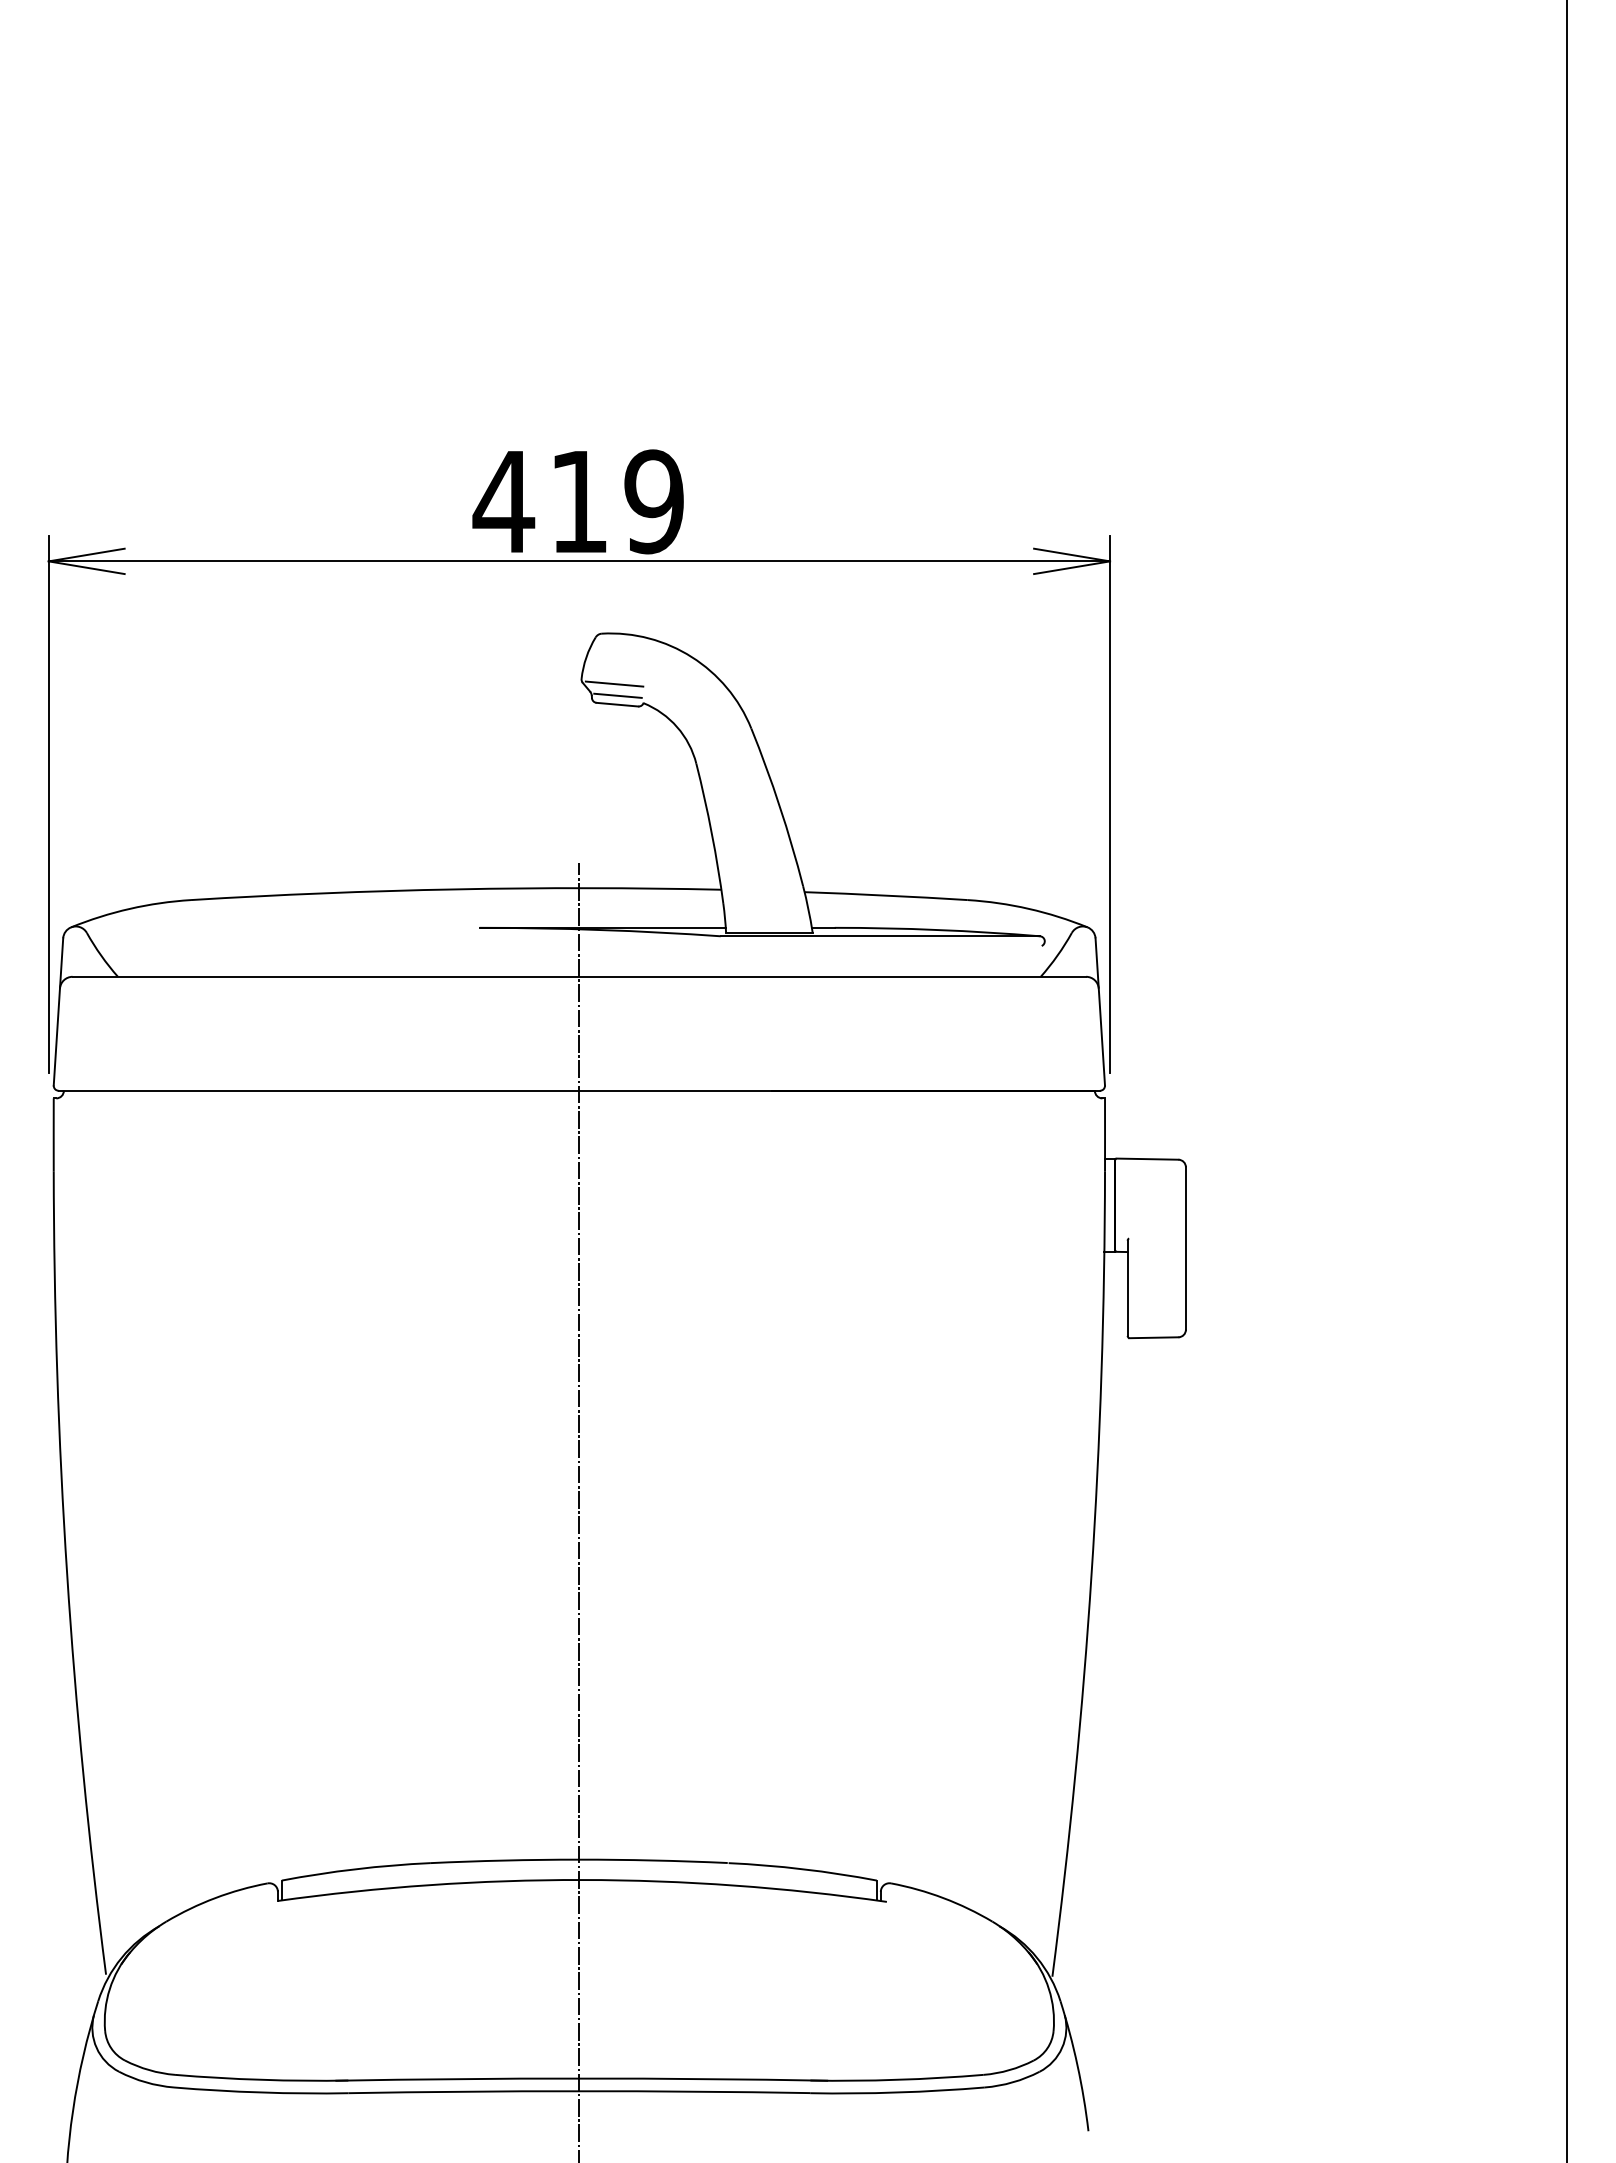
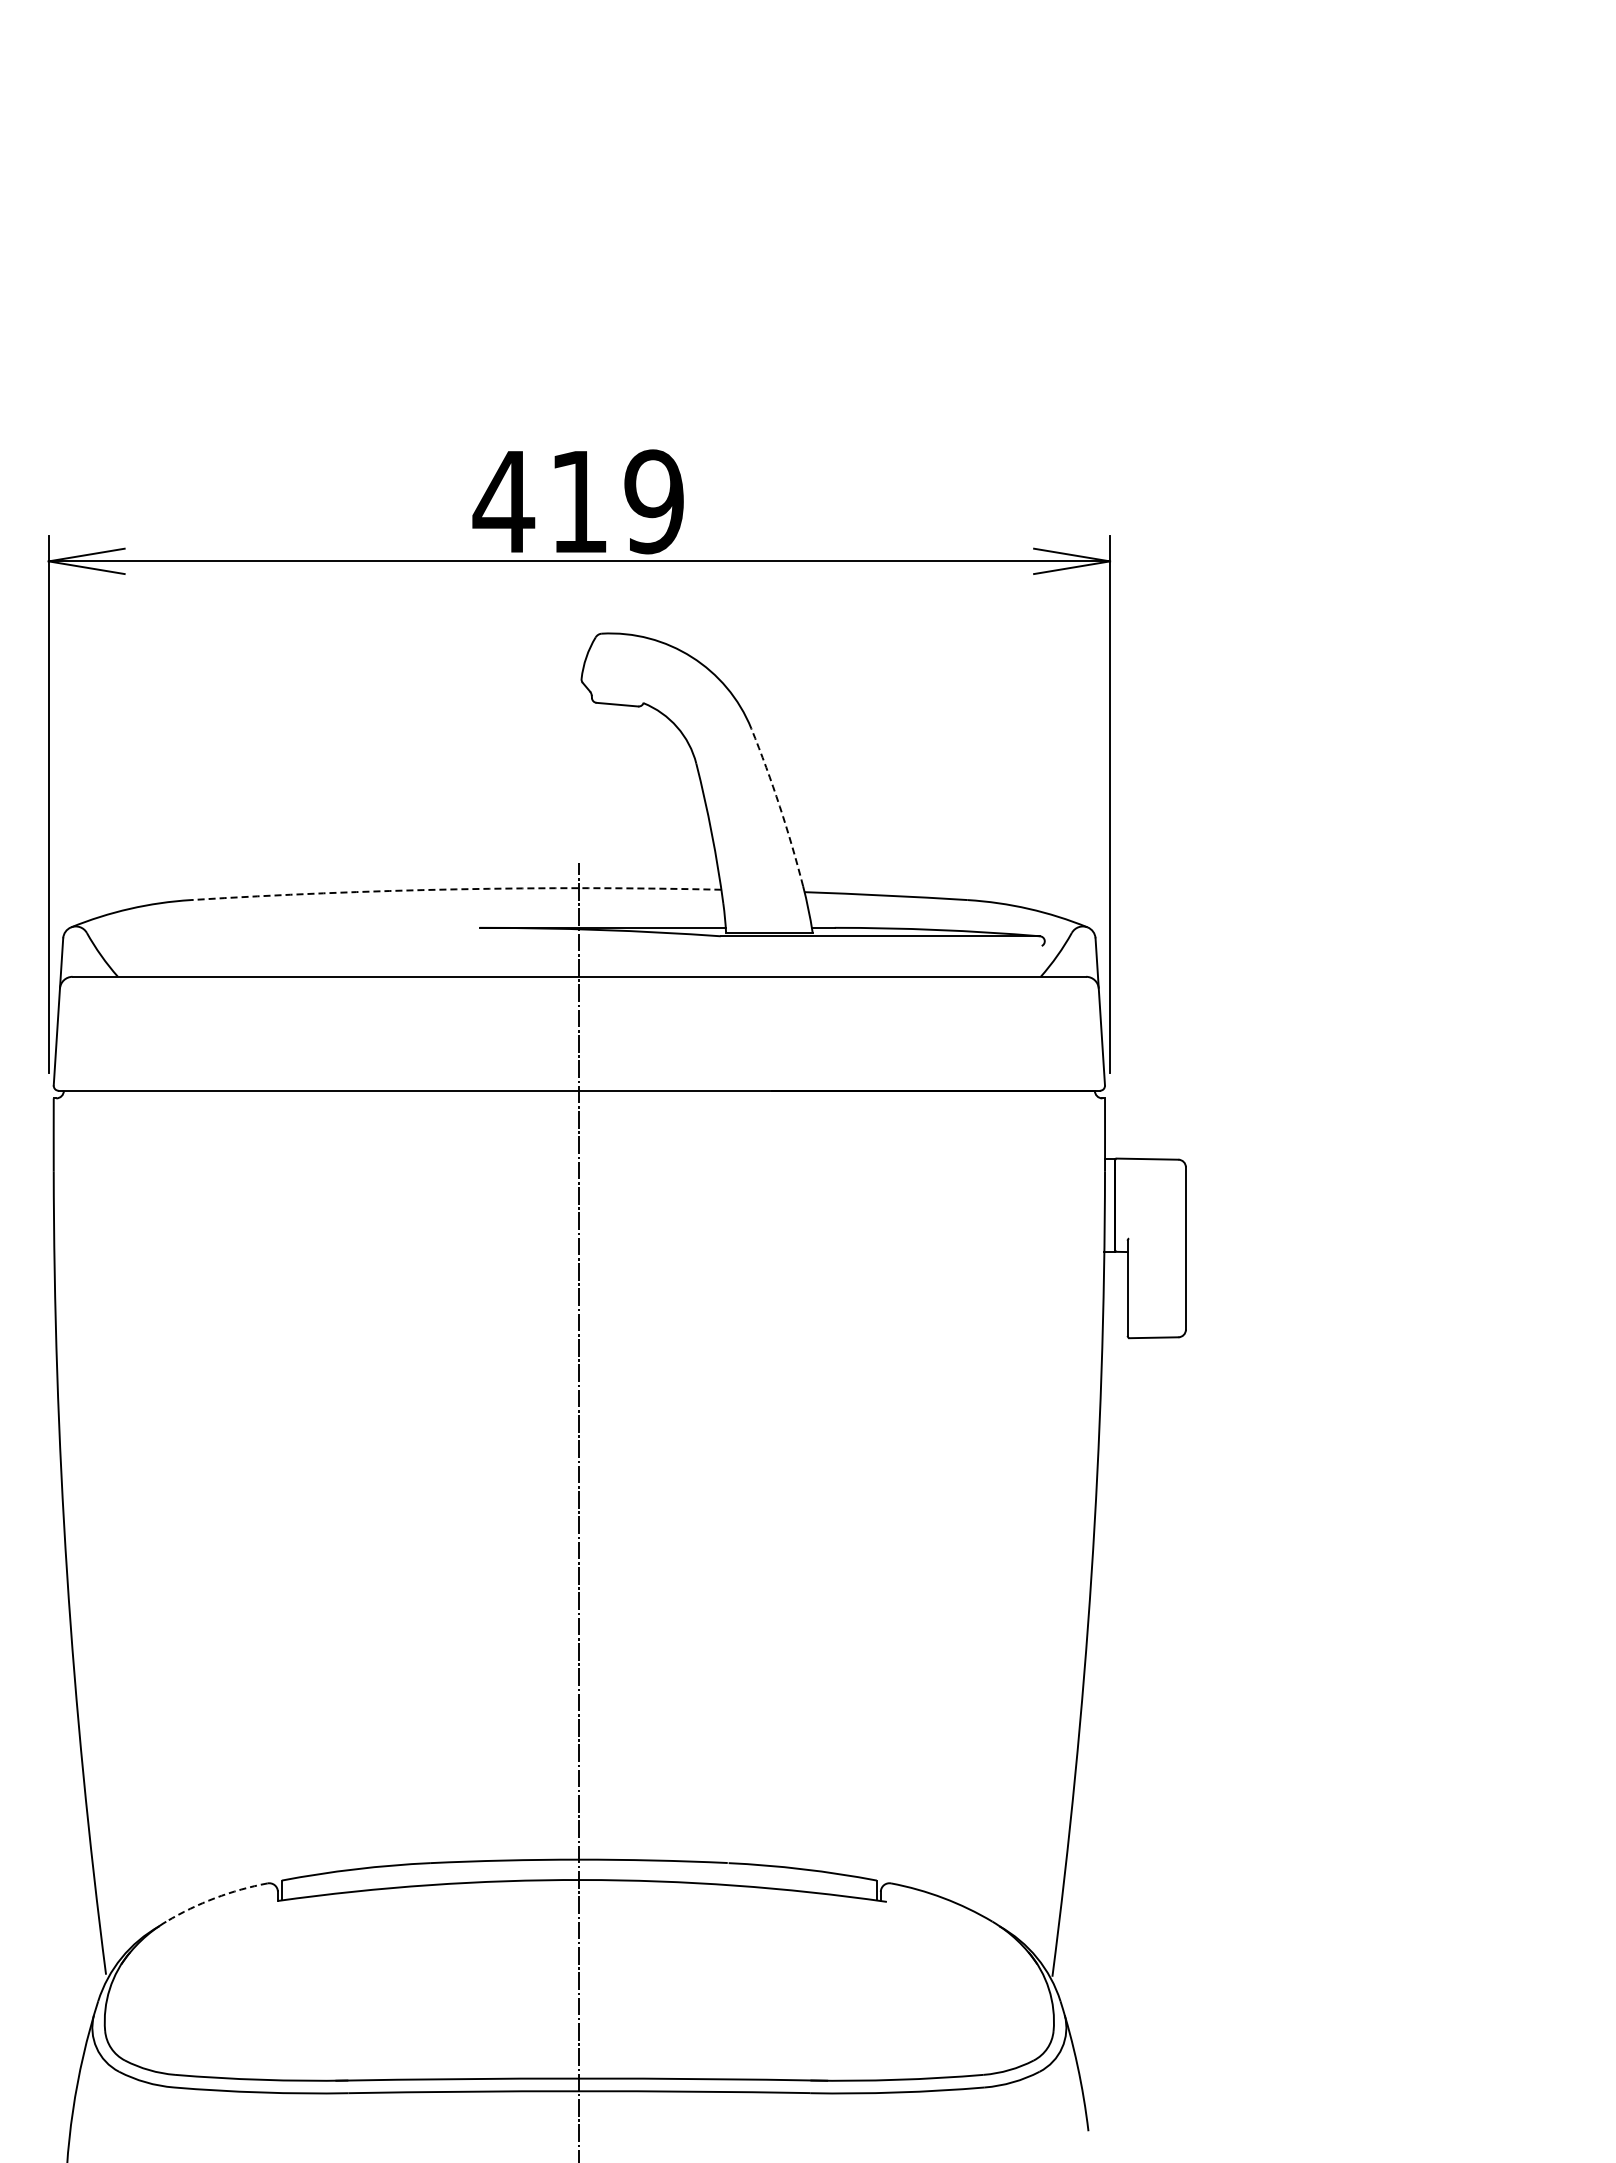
line: present -> none (614, 683)
line: present -> none (617, 695)
arc: solid -> dashed (779, 806)
arc: solid -> dashed (456, 889)
line: present -> none (1567, 1080)
arc: solid -> dashed (215, 1898)
